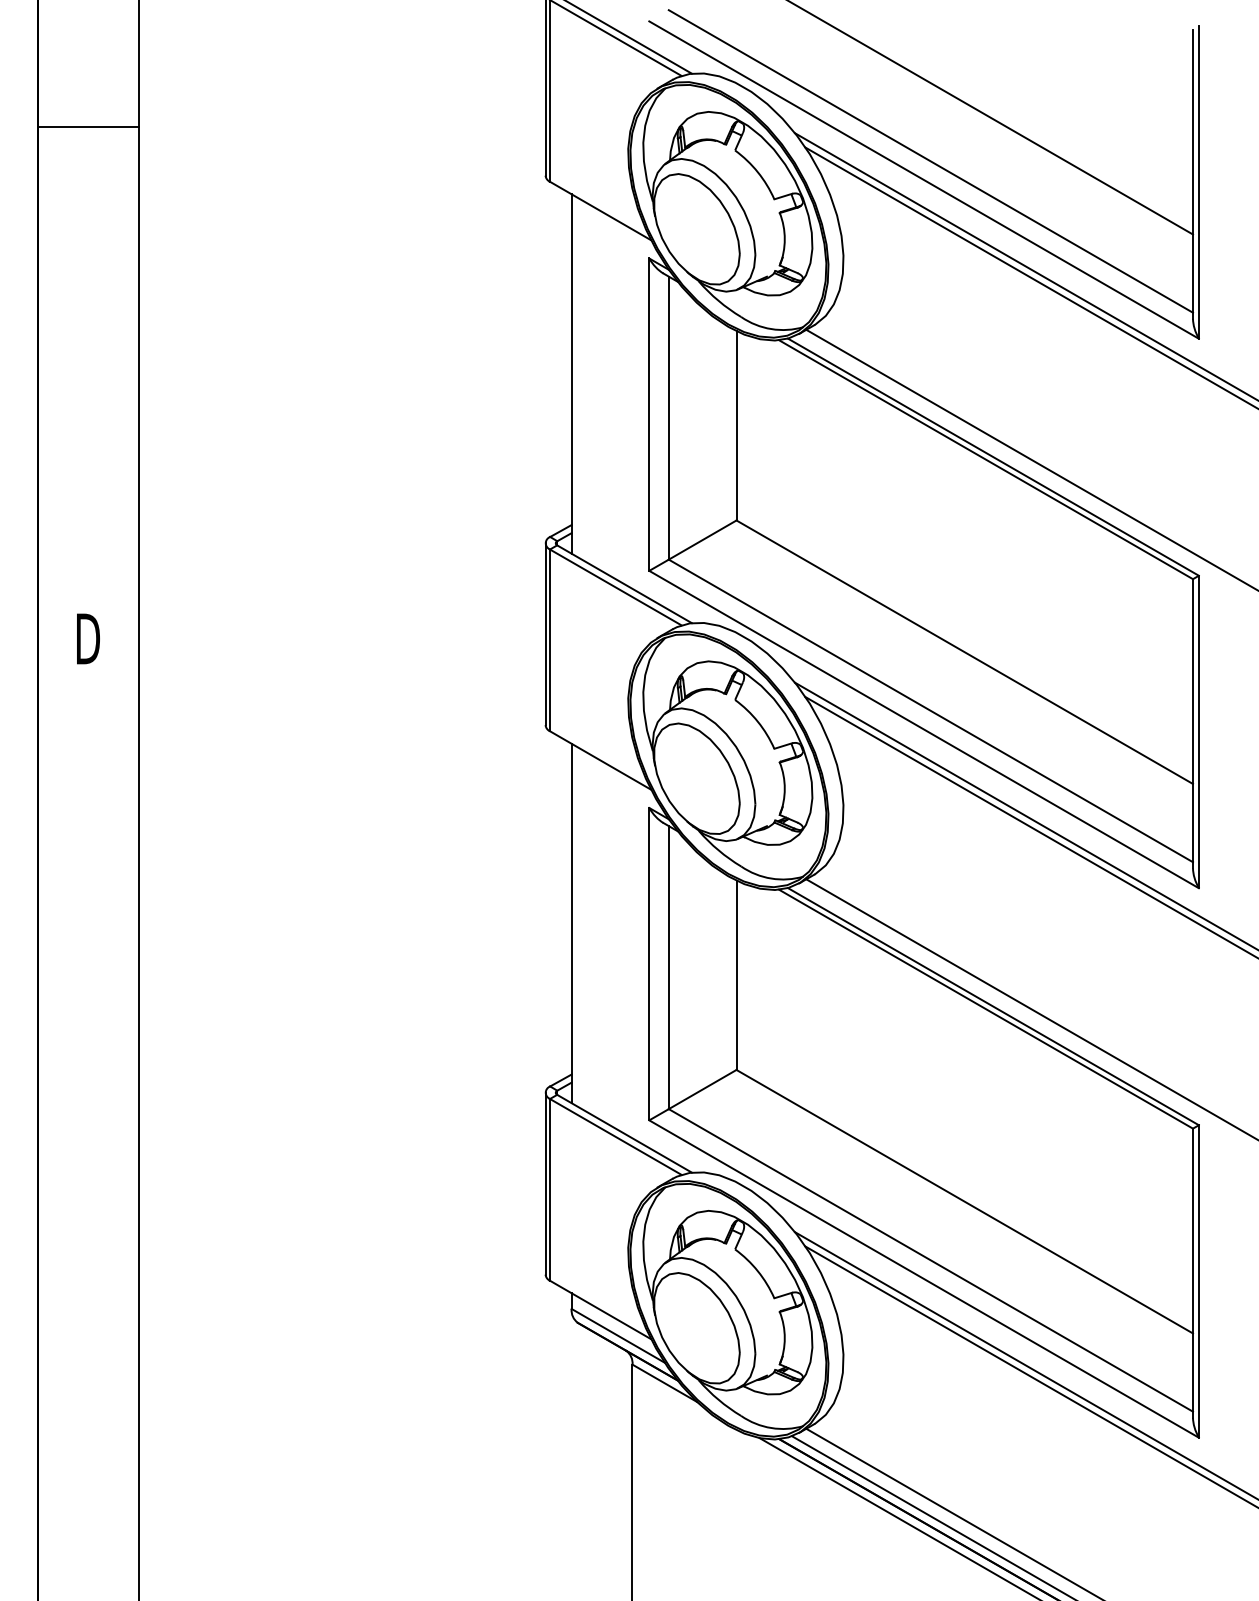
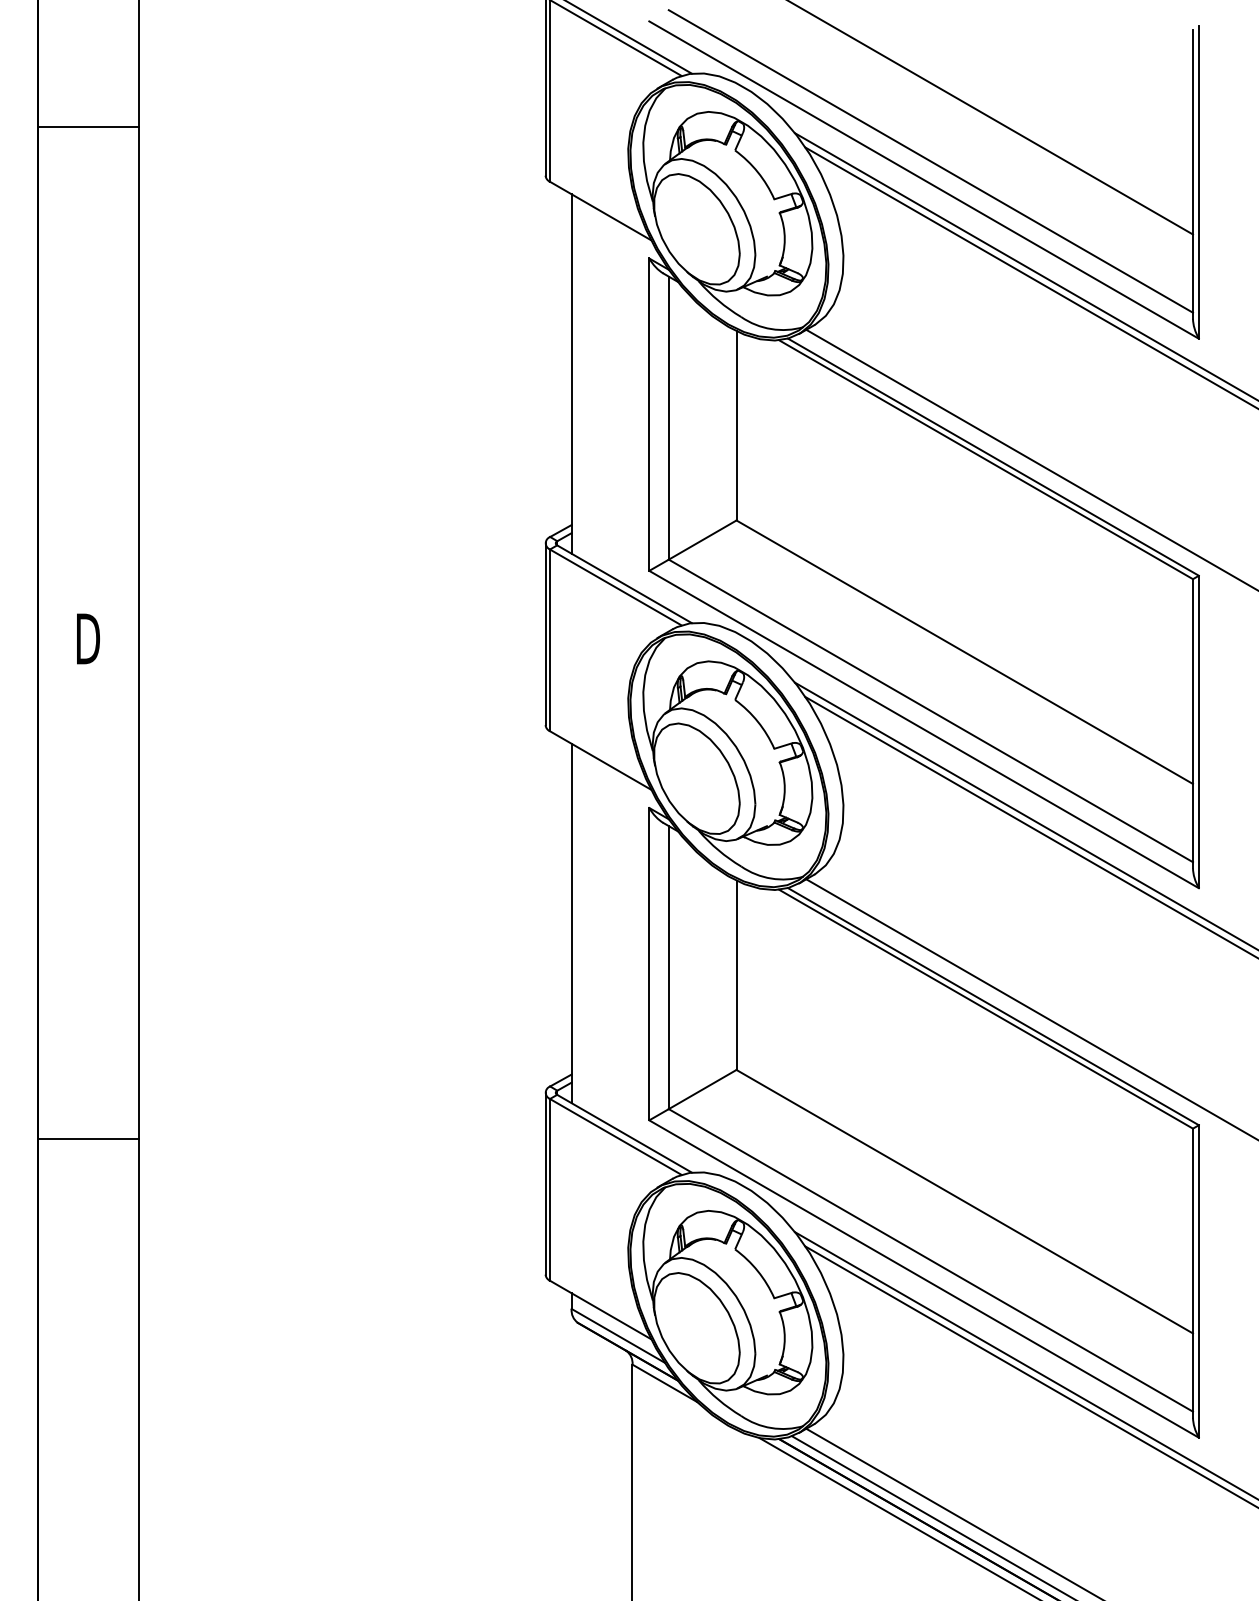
line: none -> present (87, 1139)
